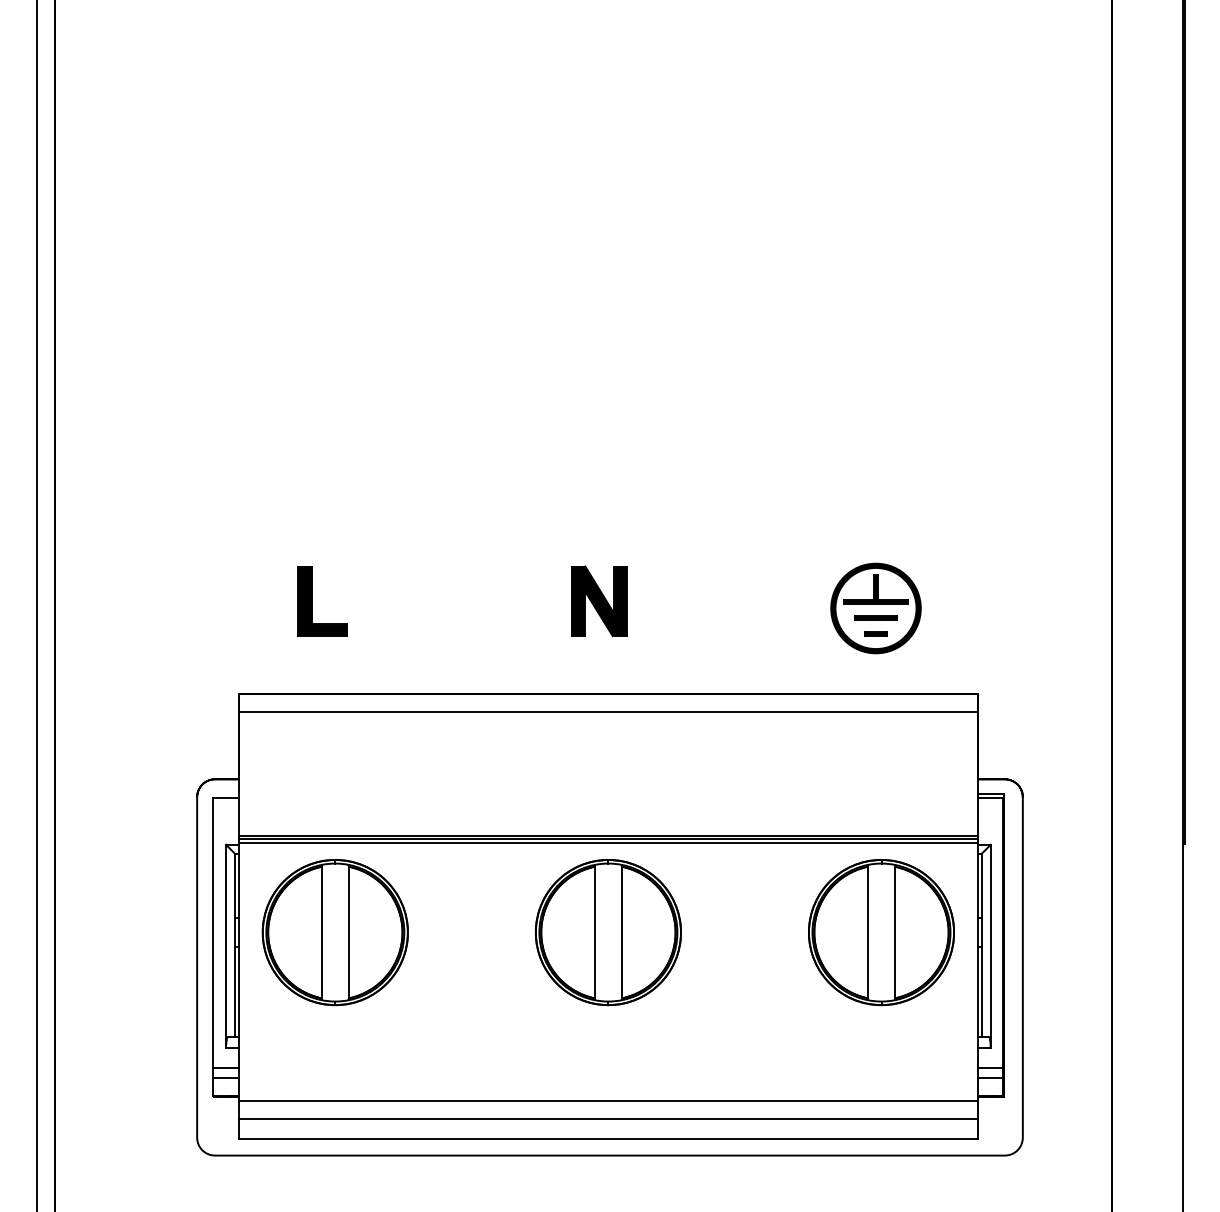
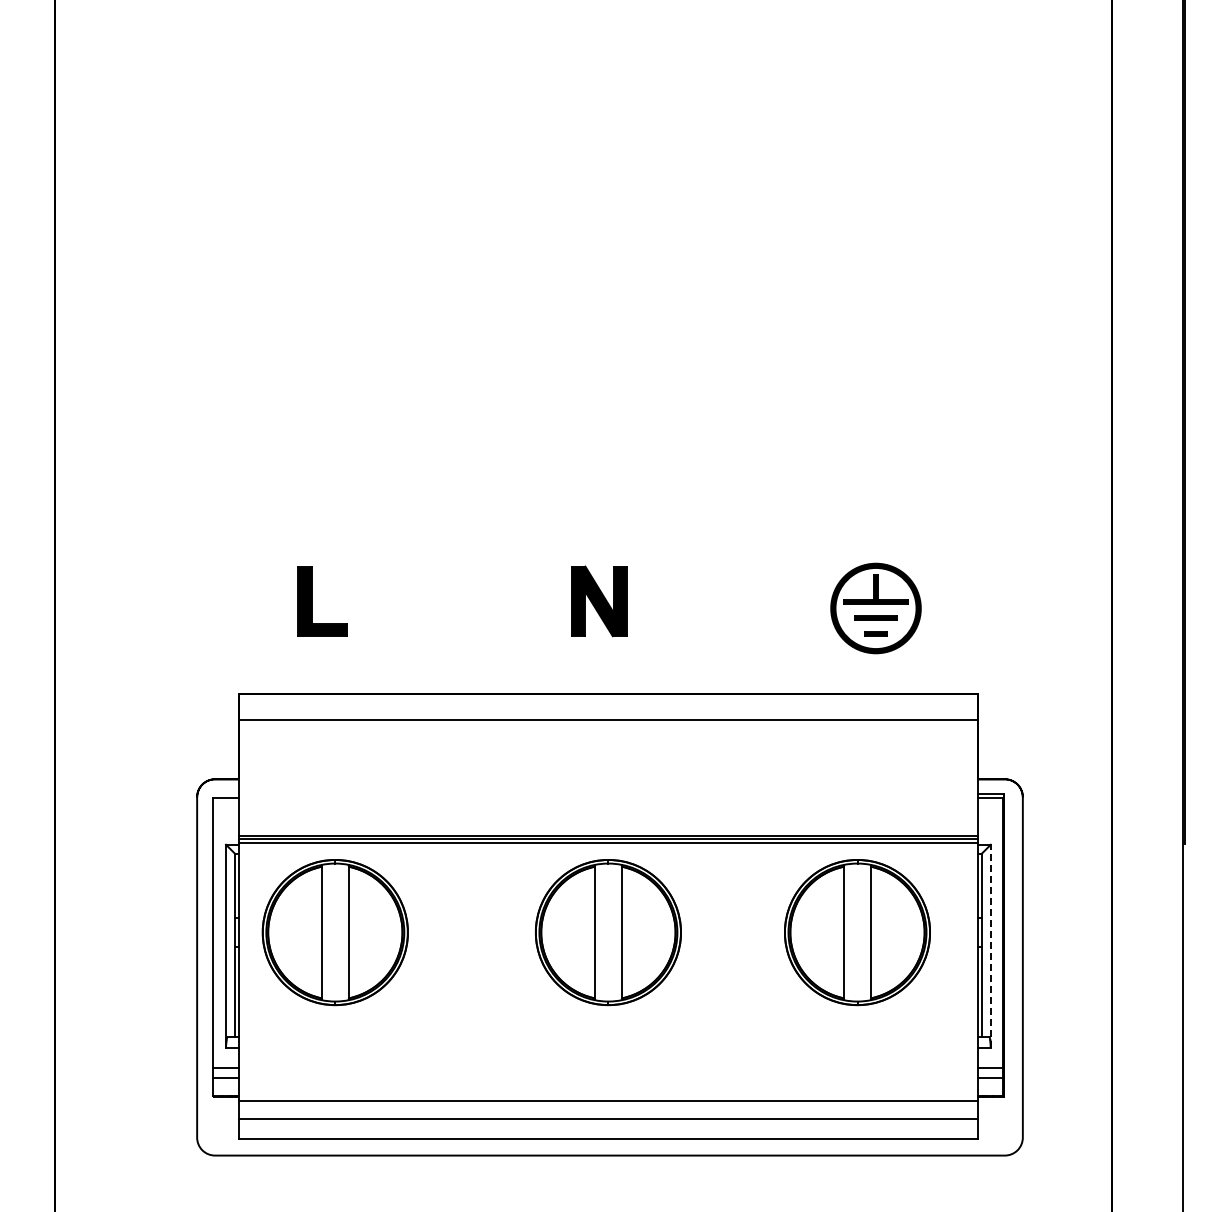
line: present -> none (36, 605)
line position: (608, 712) -> (608, 720) (608, 720)
part position: (881, 932) -> (857, 932) (857, 932)
line: solid -> dashed (990, 945)
